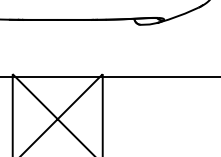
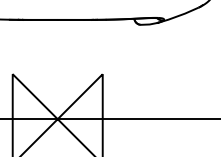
line position: (109, 77) -> (109, 119) (109, 119)
